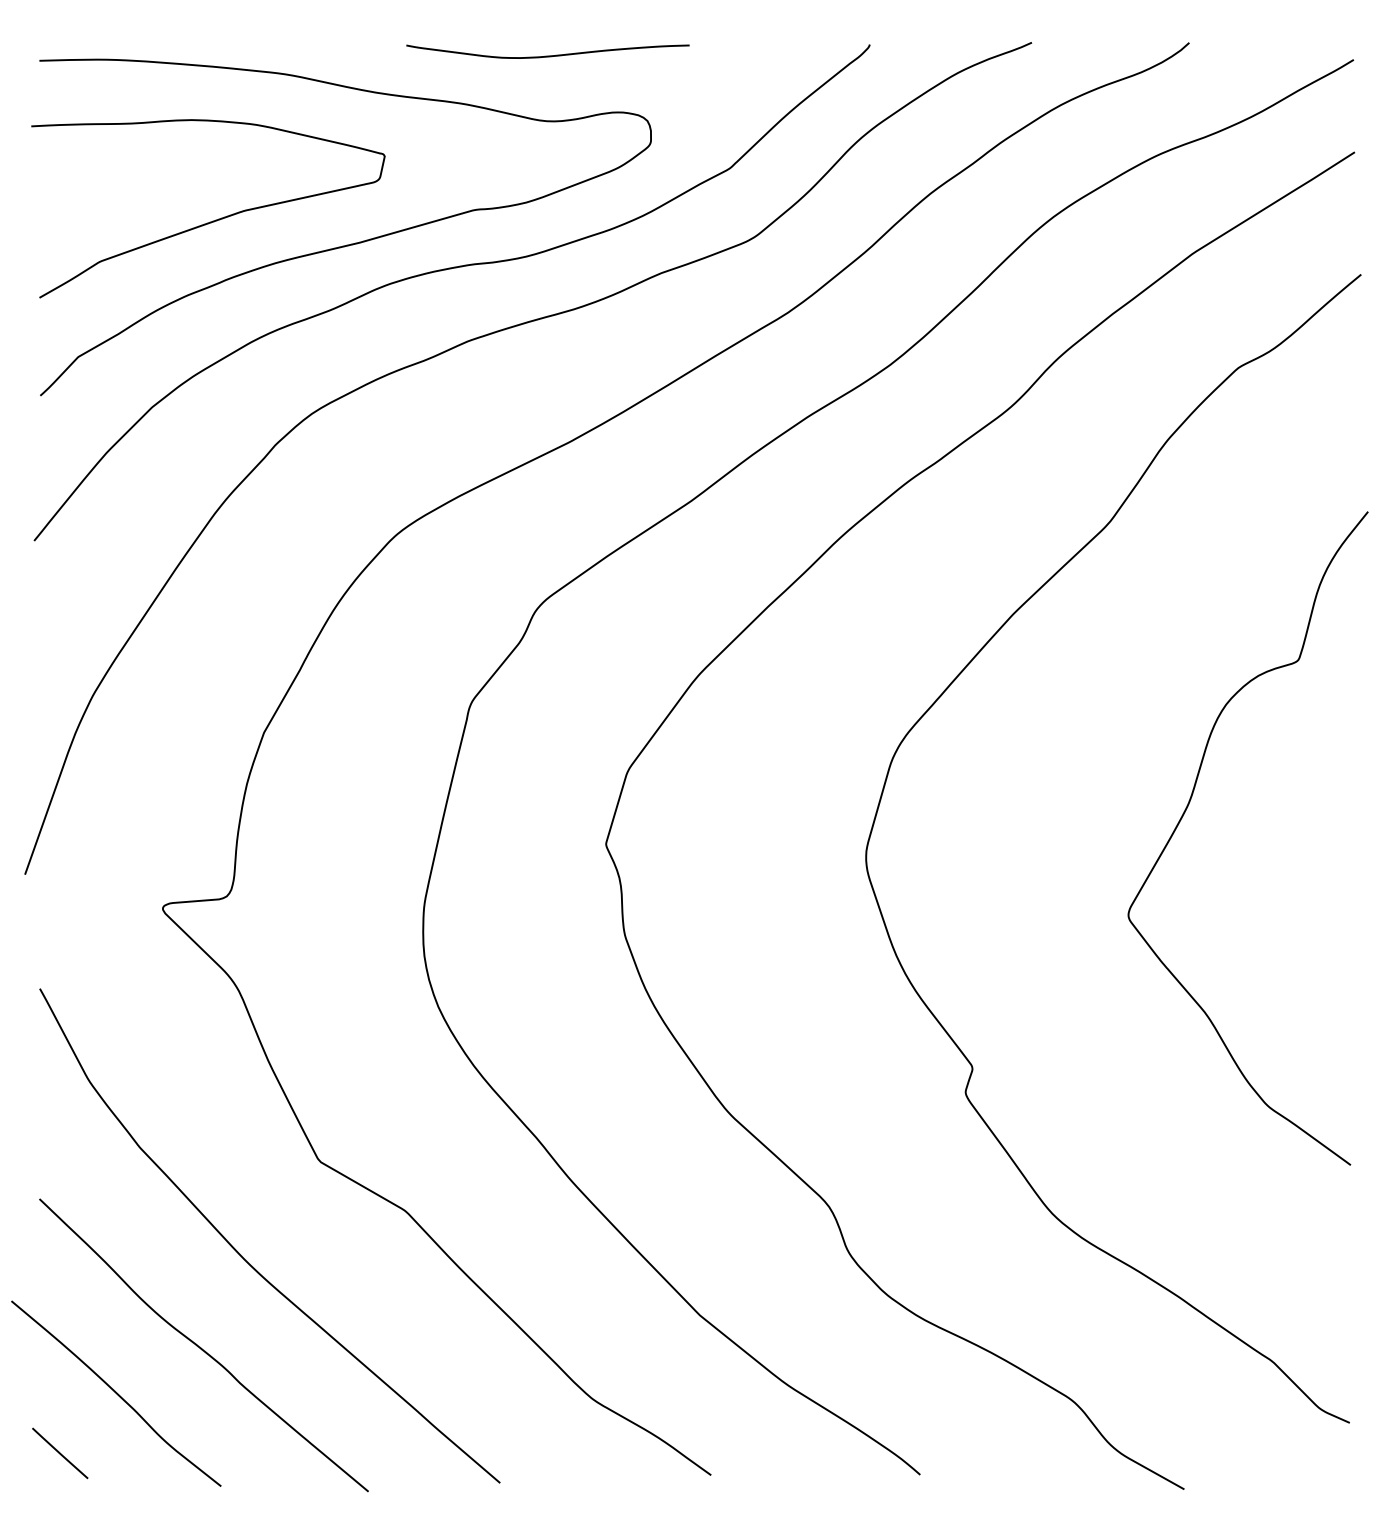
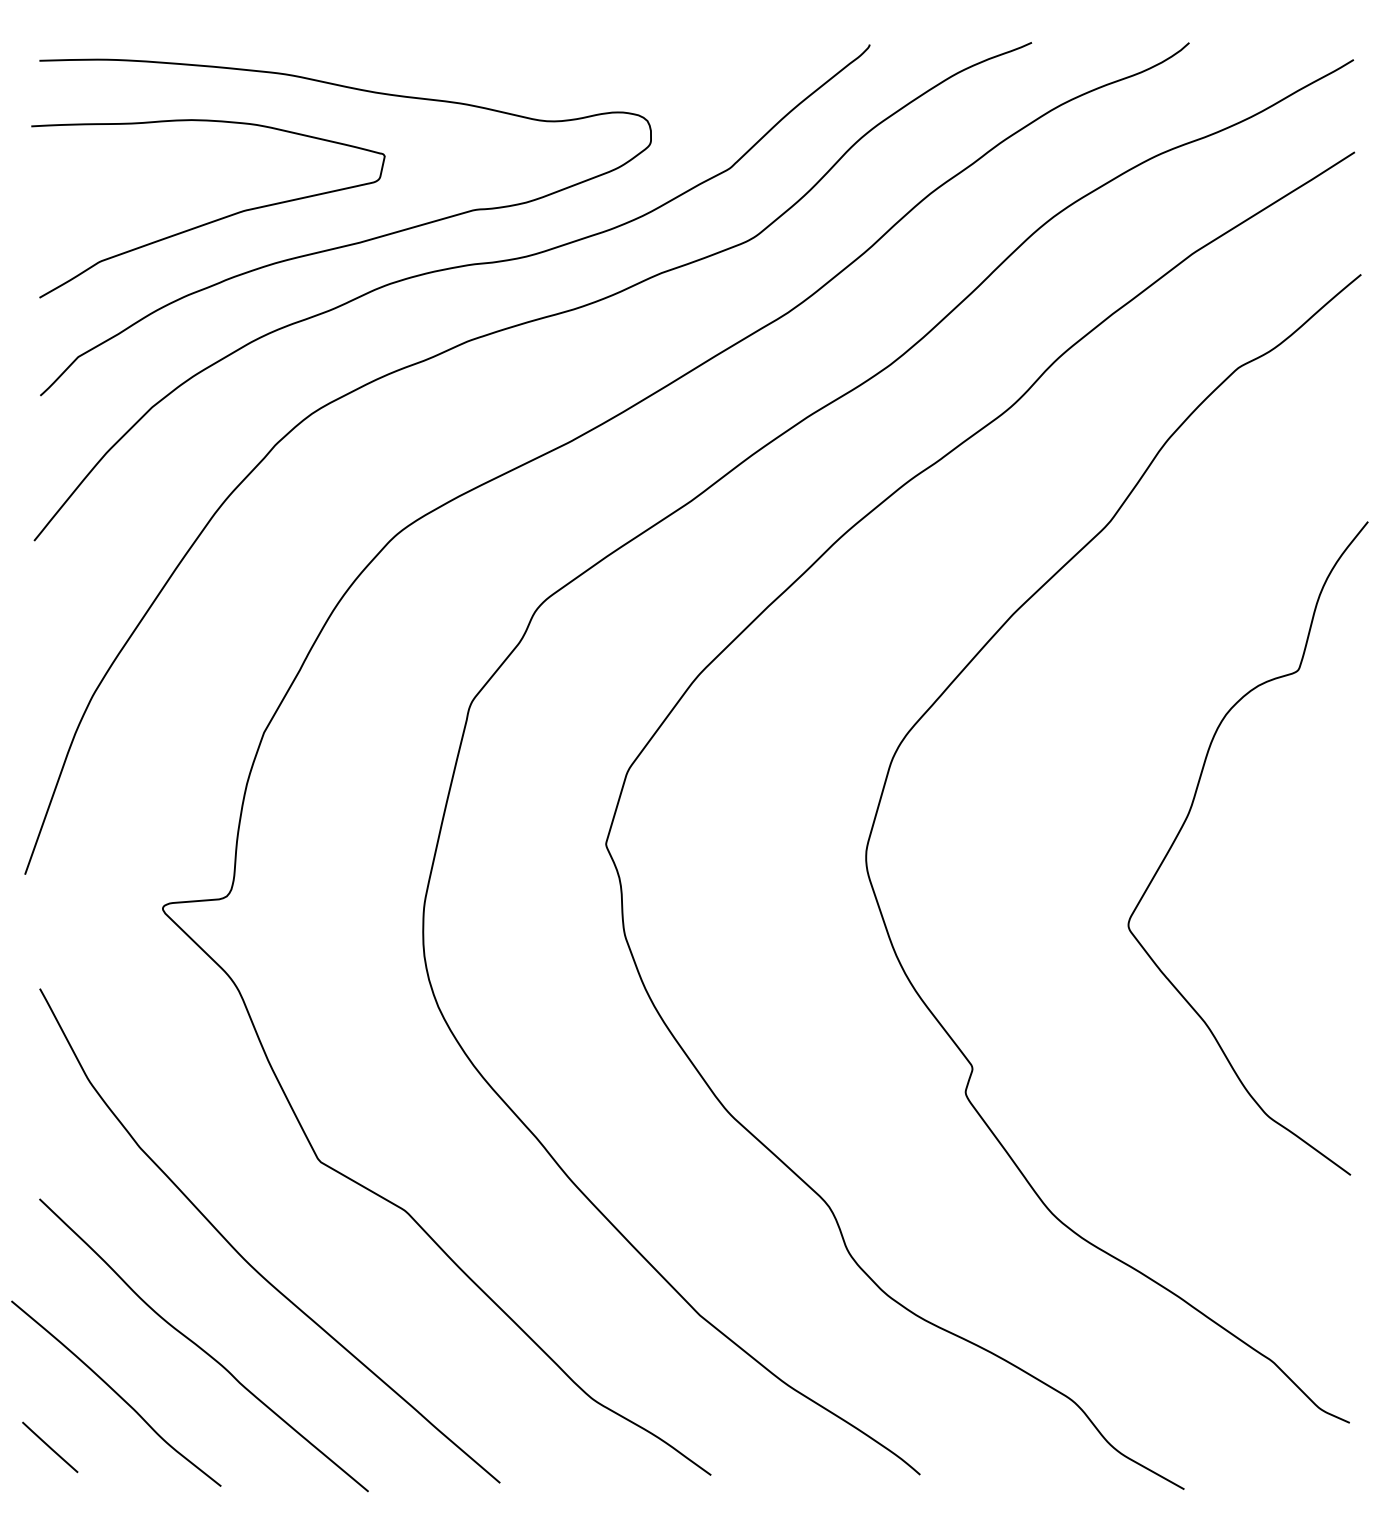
curve: present -> none (547, 55)
curve position: (1187, 808) -> (1187, 818) (1187, 818)
line position: (60, 1453) -> (50, 1447) (50, 1447)
